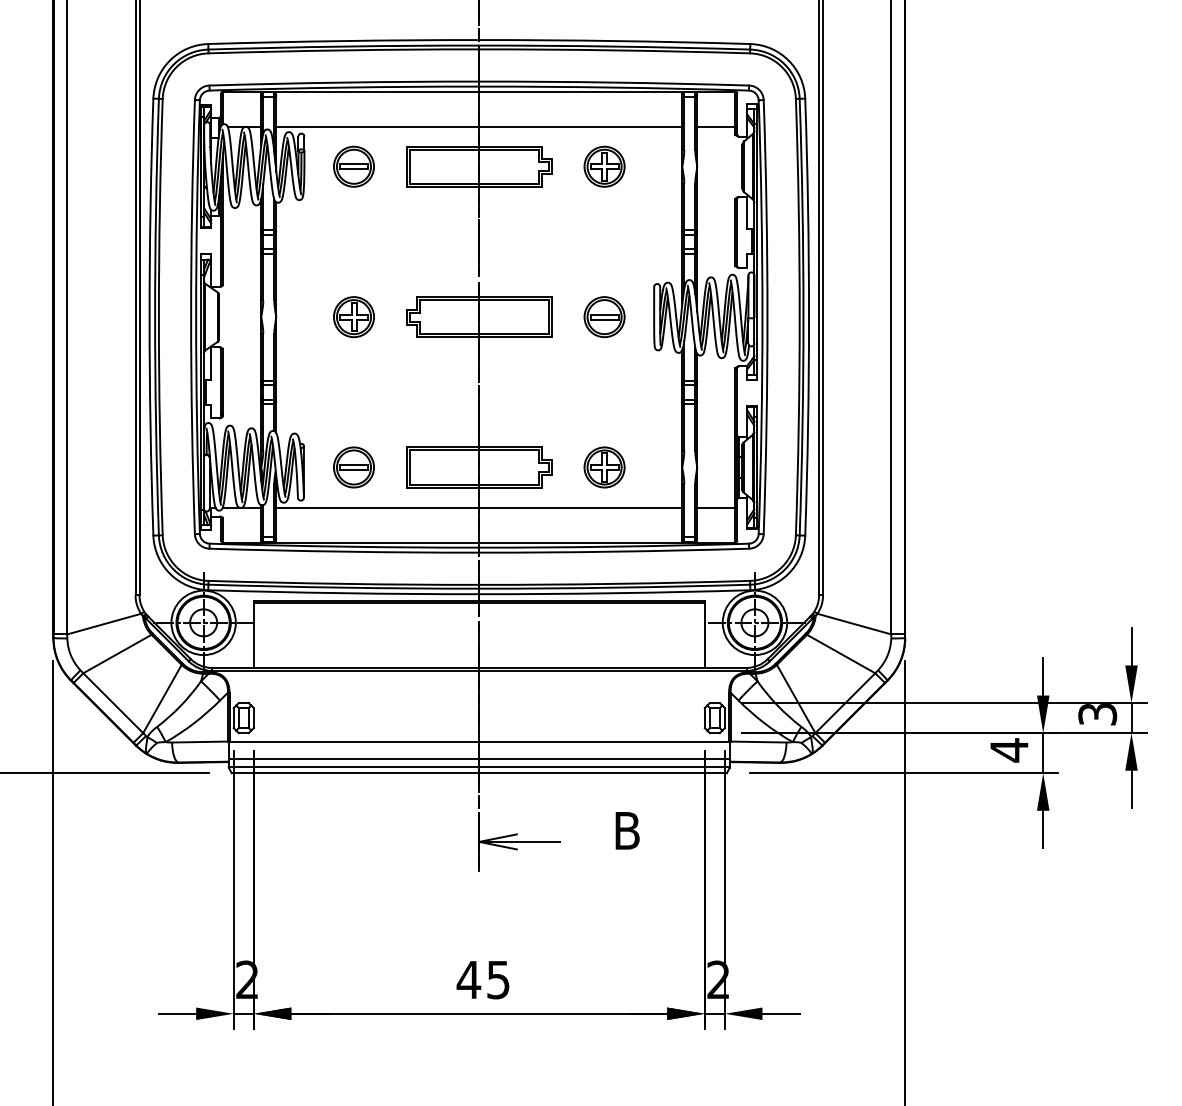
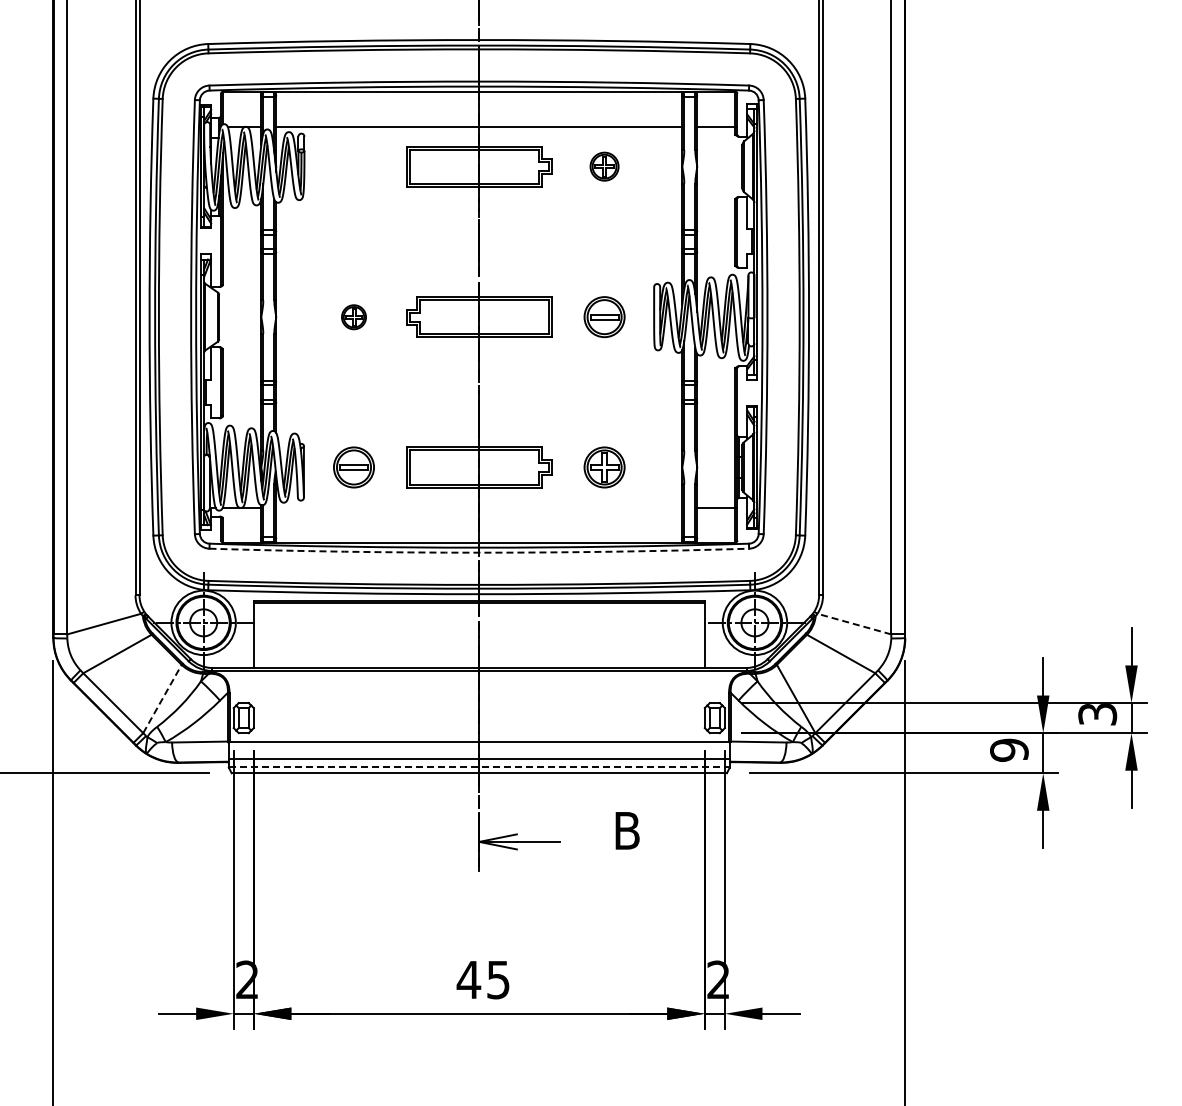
part: present -> none (353, 166)
part size: 43x43 px -> 31x31 px (604, 166)
part size: 42x43 px -> 26x27 px (353, 317)
line: present -> none (479, 507)
arc: solid -> dashed (479, 552)
line: solid -> dashed (853, 623)
line: solid -> dashed (162, 698)
text: 4 -> 9 (1009, 750)
line: solid -> dashed (479, 767)
